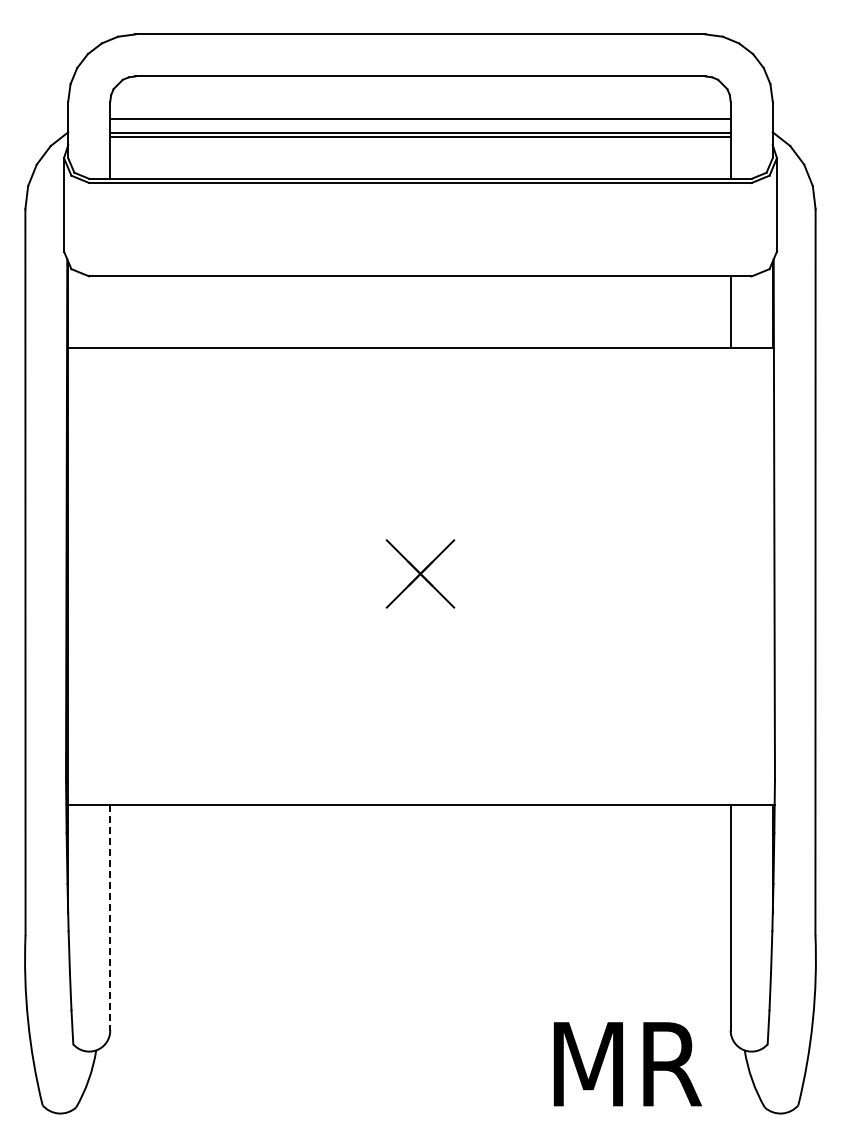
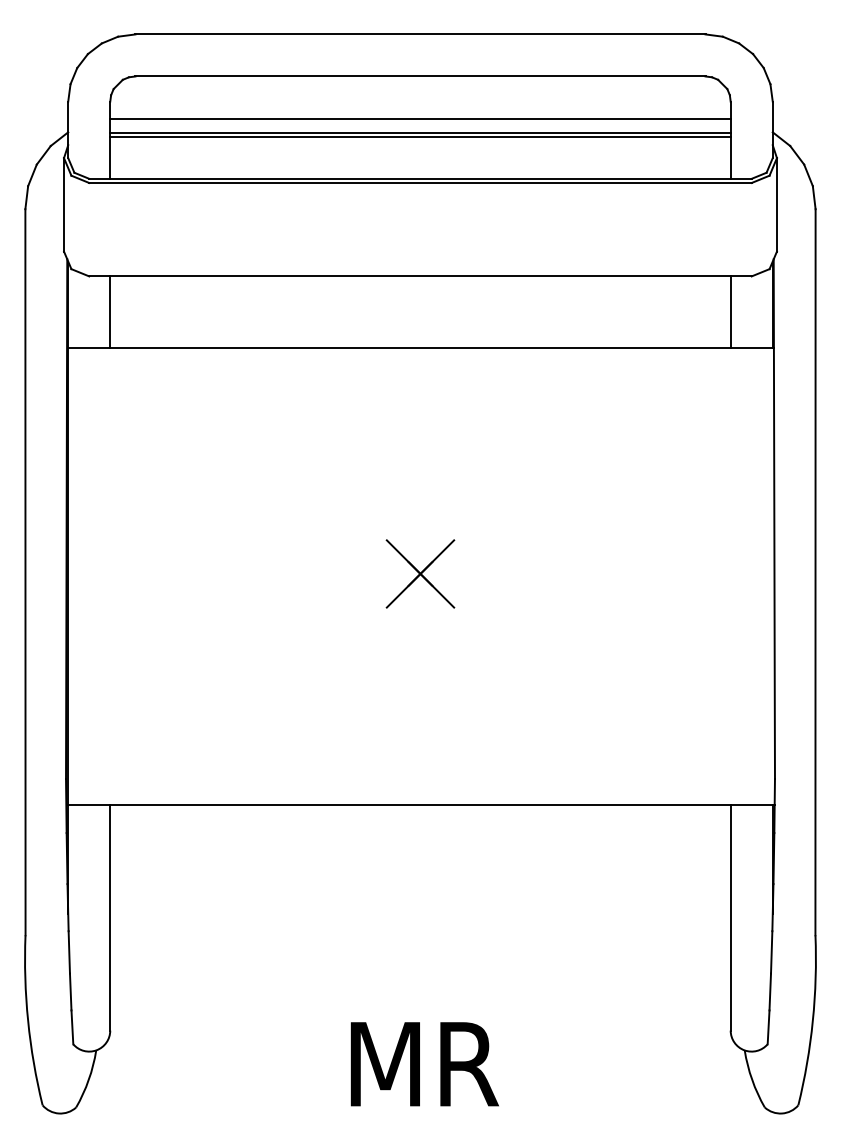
line: none -> present (110, 311)
line: dashed -> solid (110, 917)
text position: (627, 1064) -> (424, 1064) (424, 1064)
